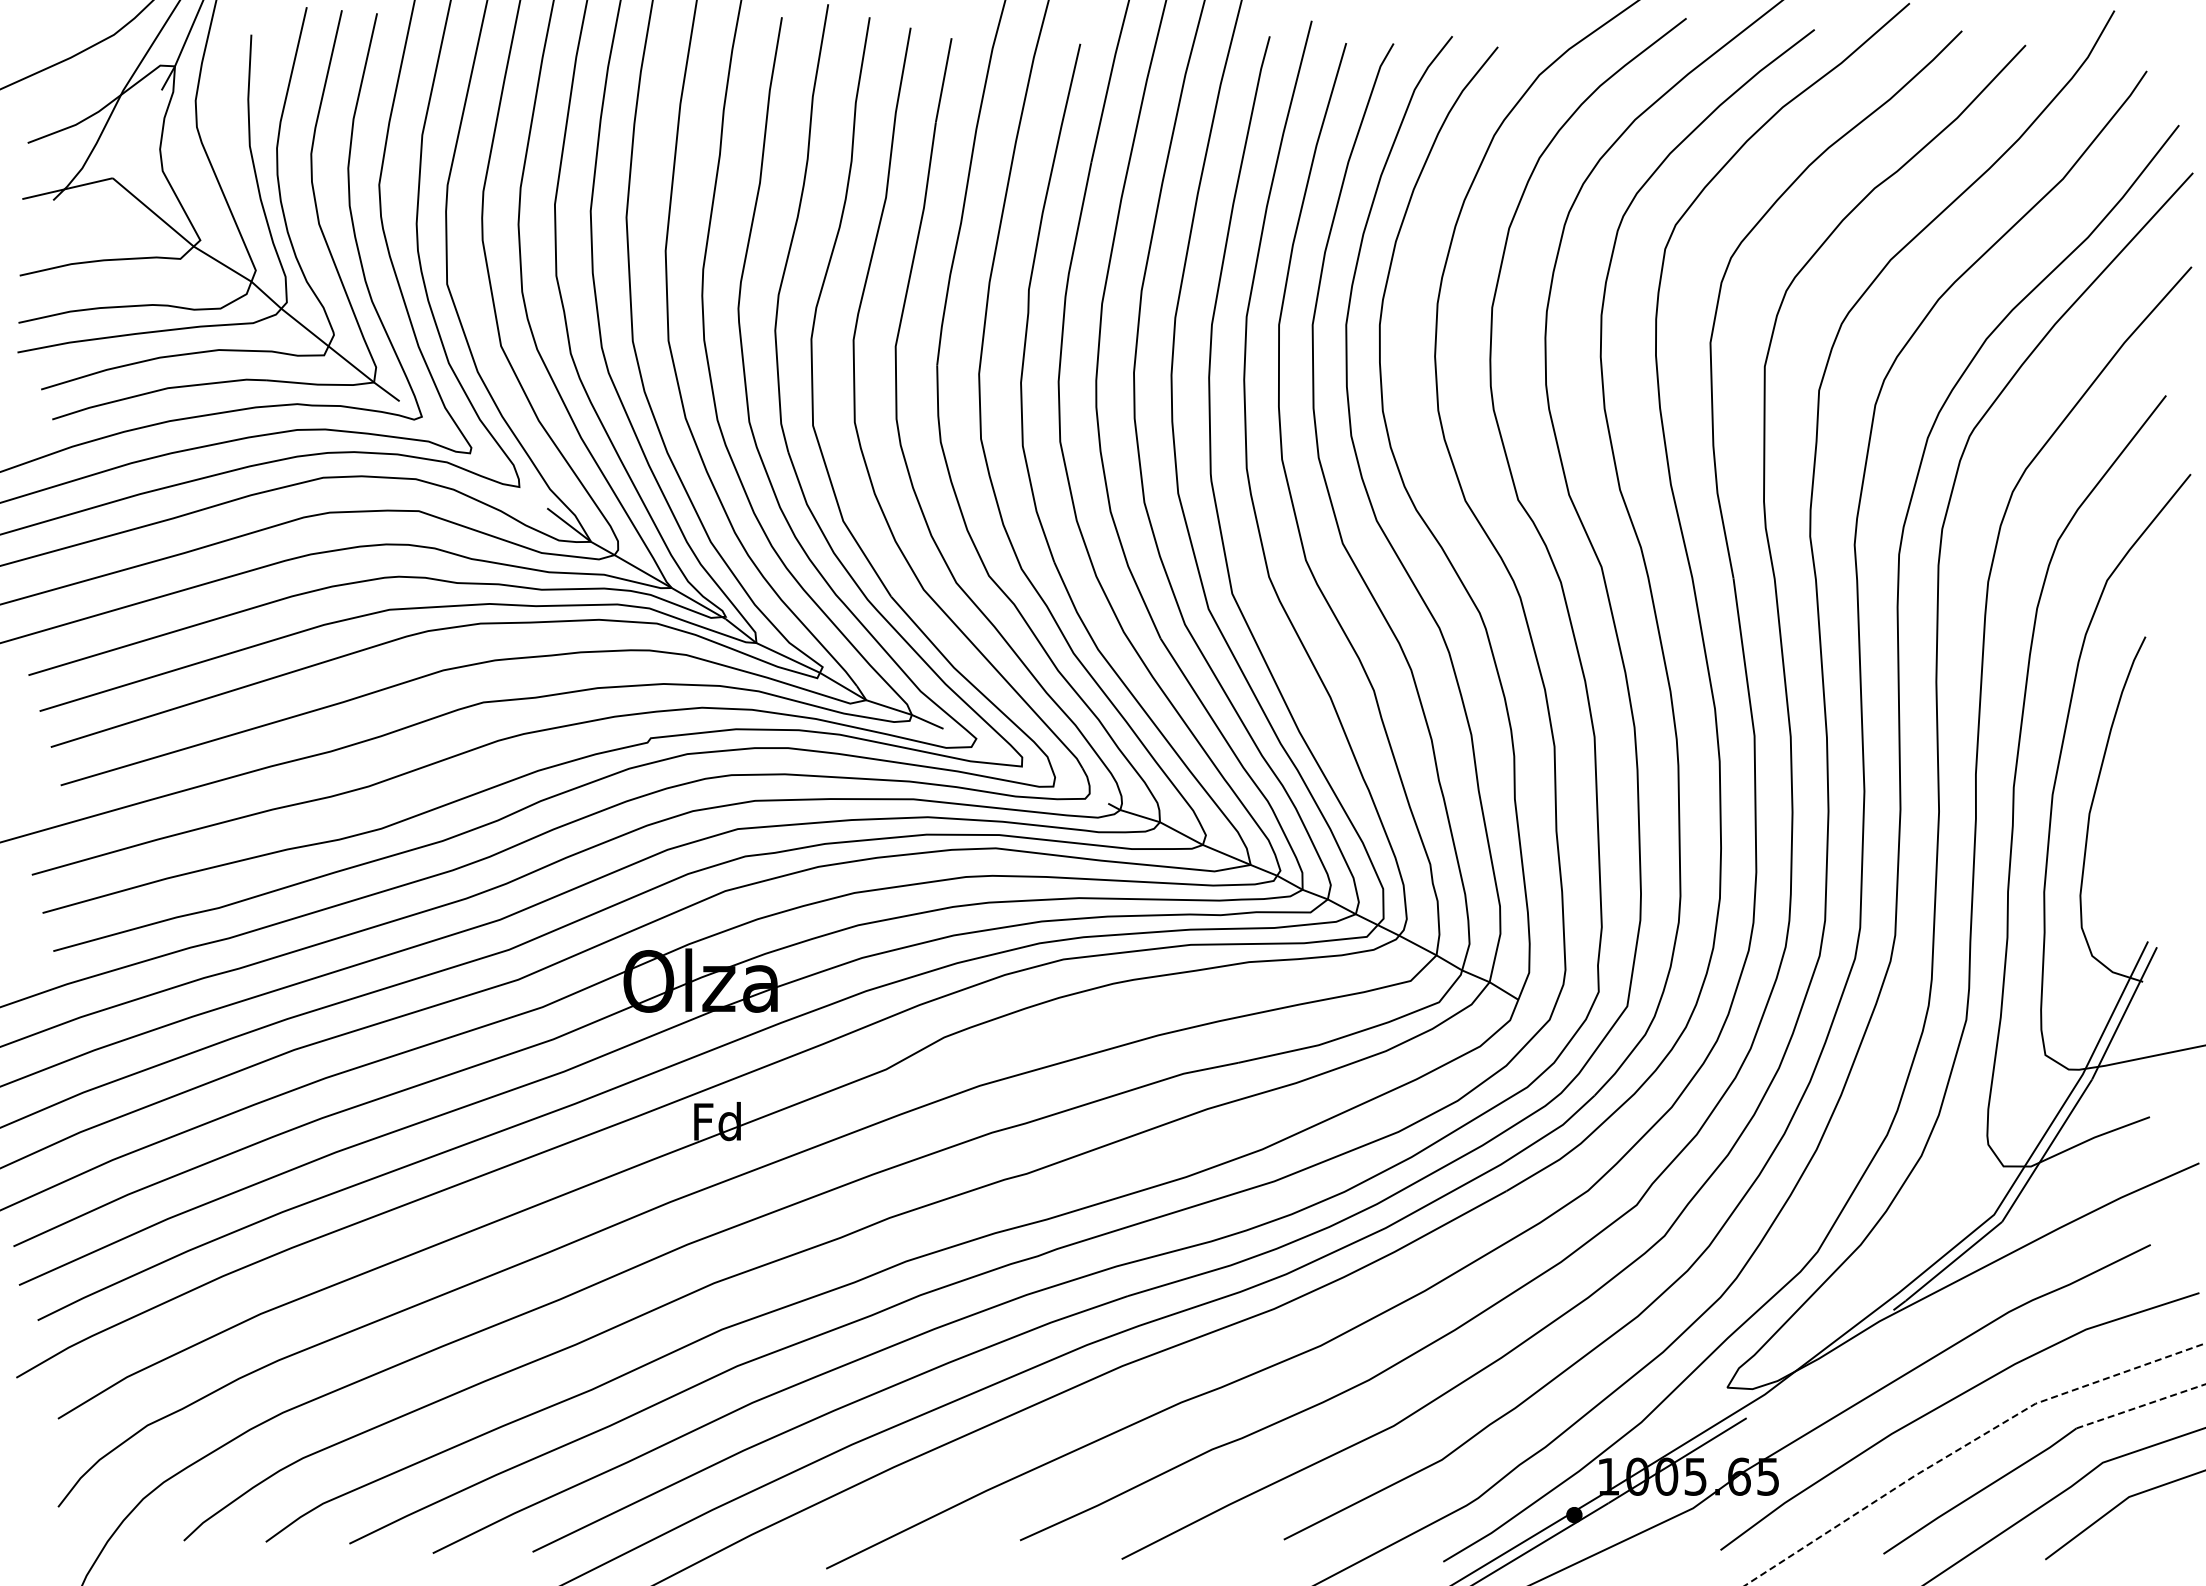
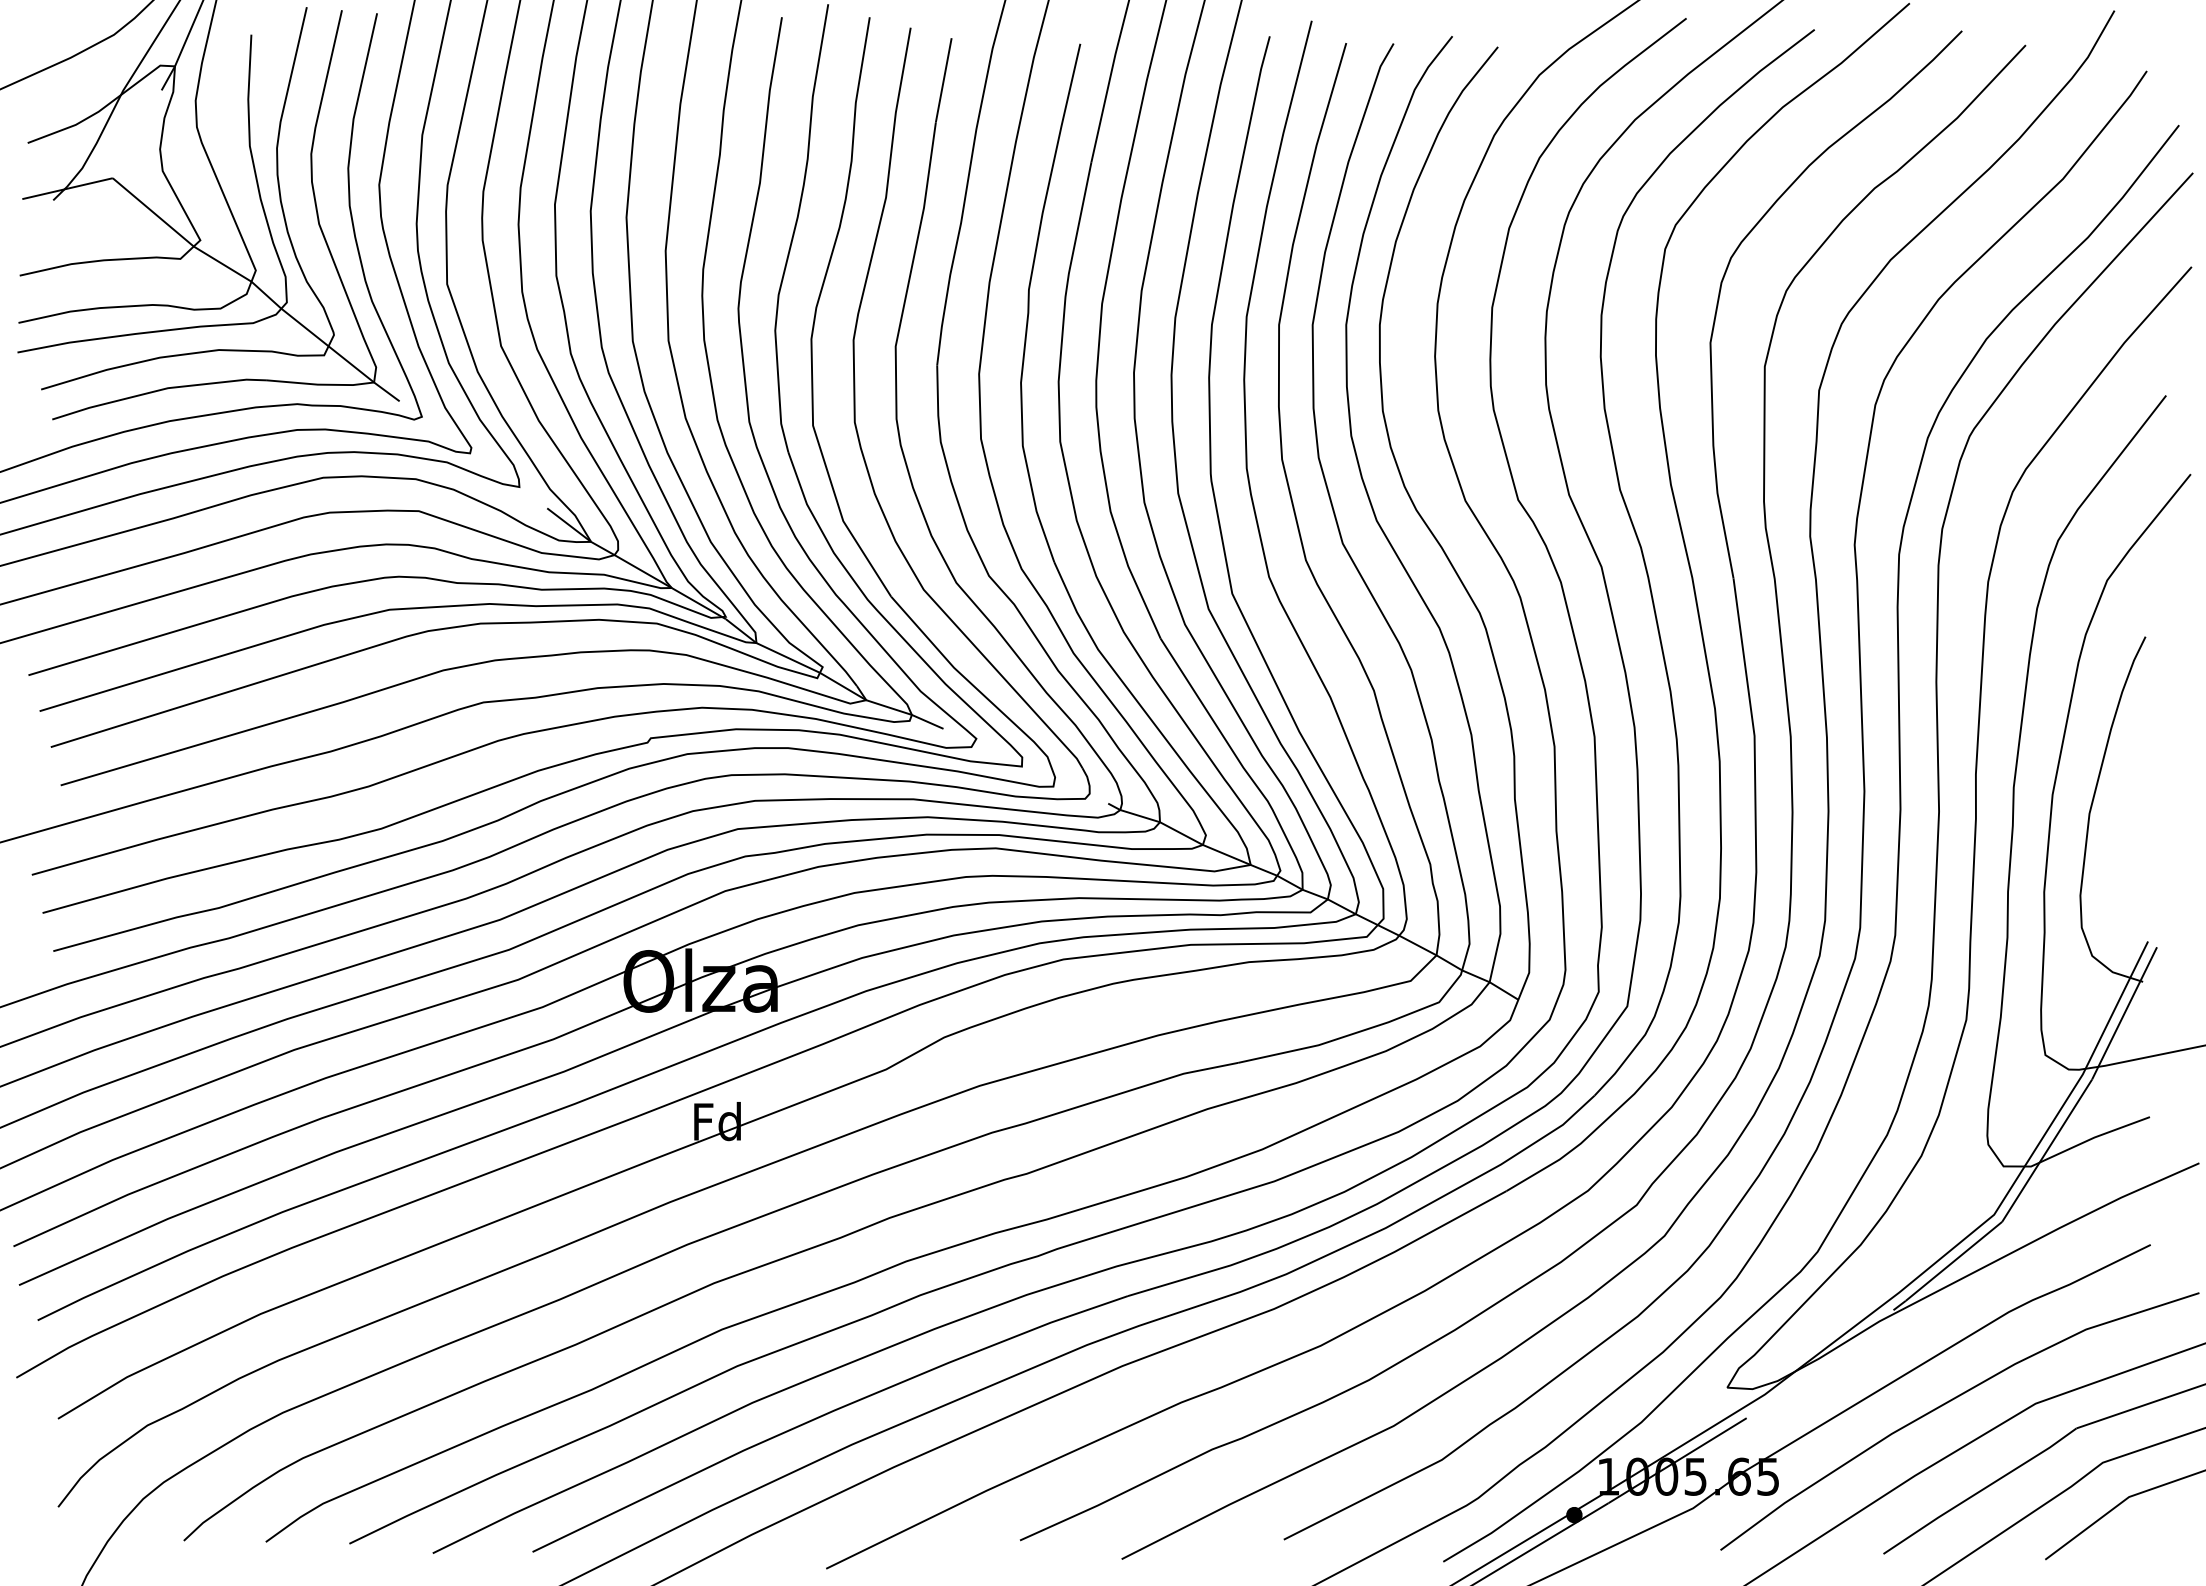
line: dashed -> solid (2140, 1406)
line: dashed -> solid (1965, 1445)
